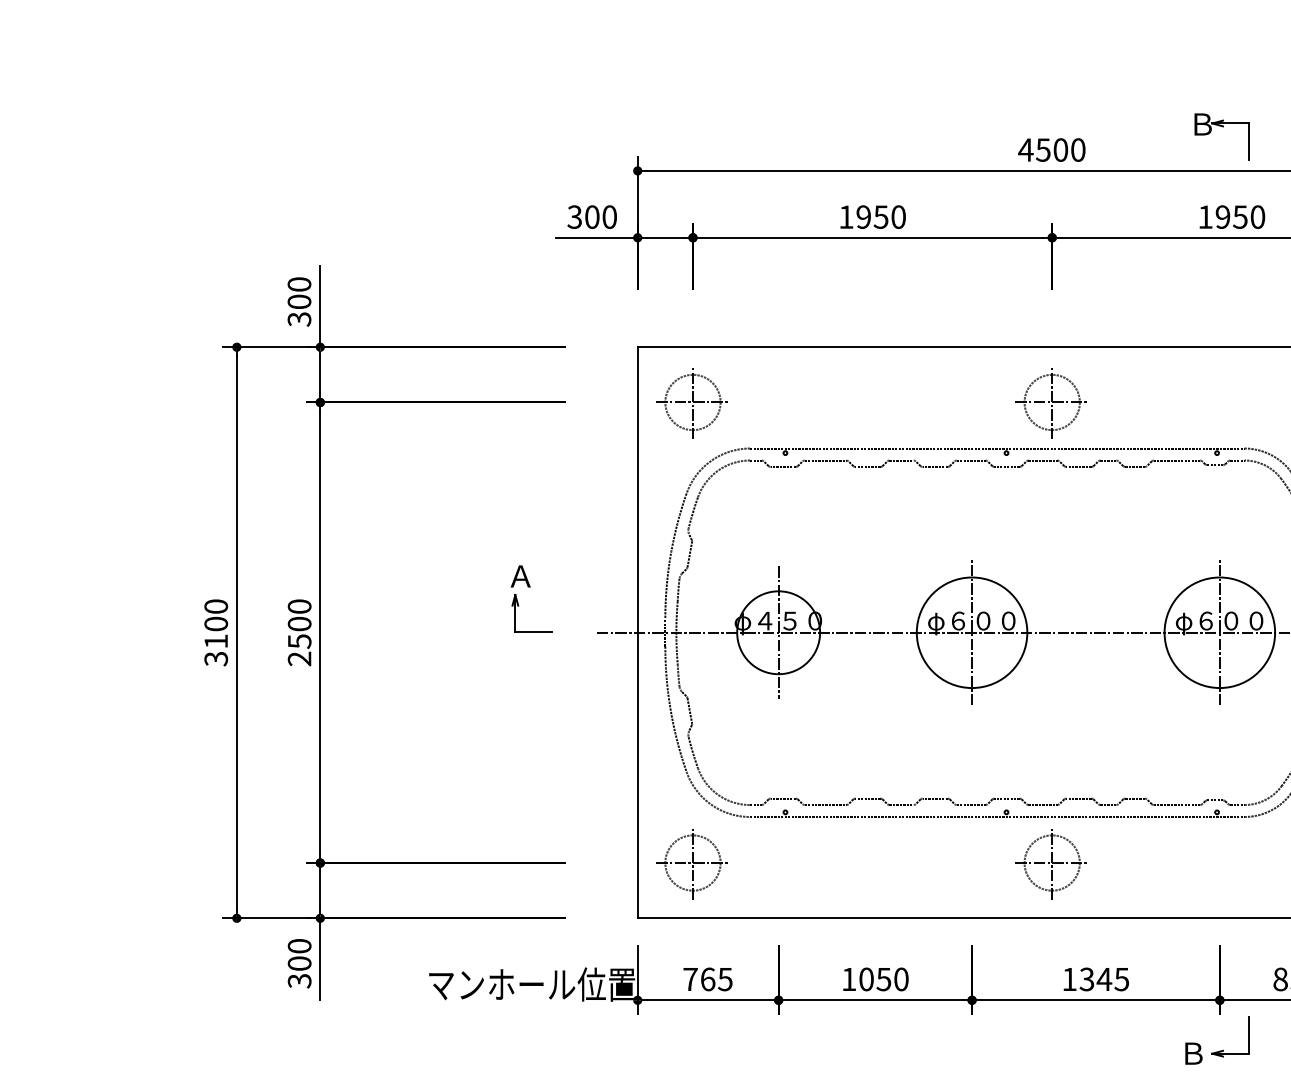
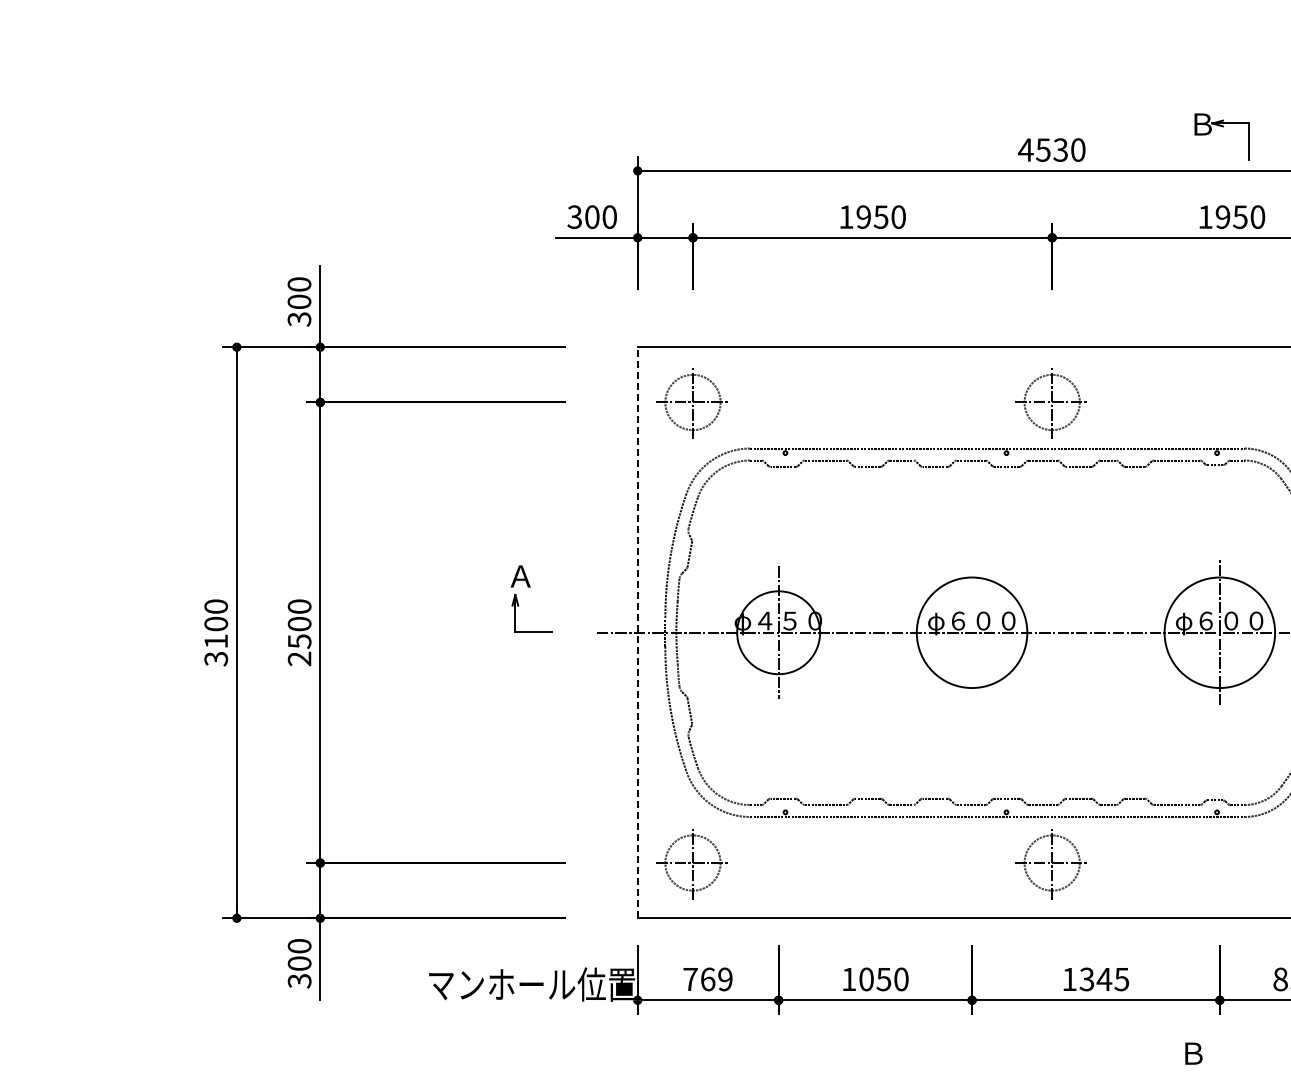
text: 4500 -> 4530 (1060, 149)
line: solid -> dashed (637, 632)
line: present -> none (972, 632)
text: 765 -> 769 (724, 979)
part: present -> none (1223, 1049)
